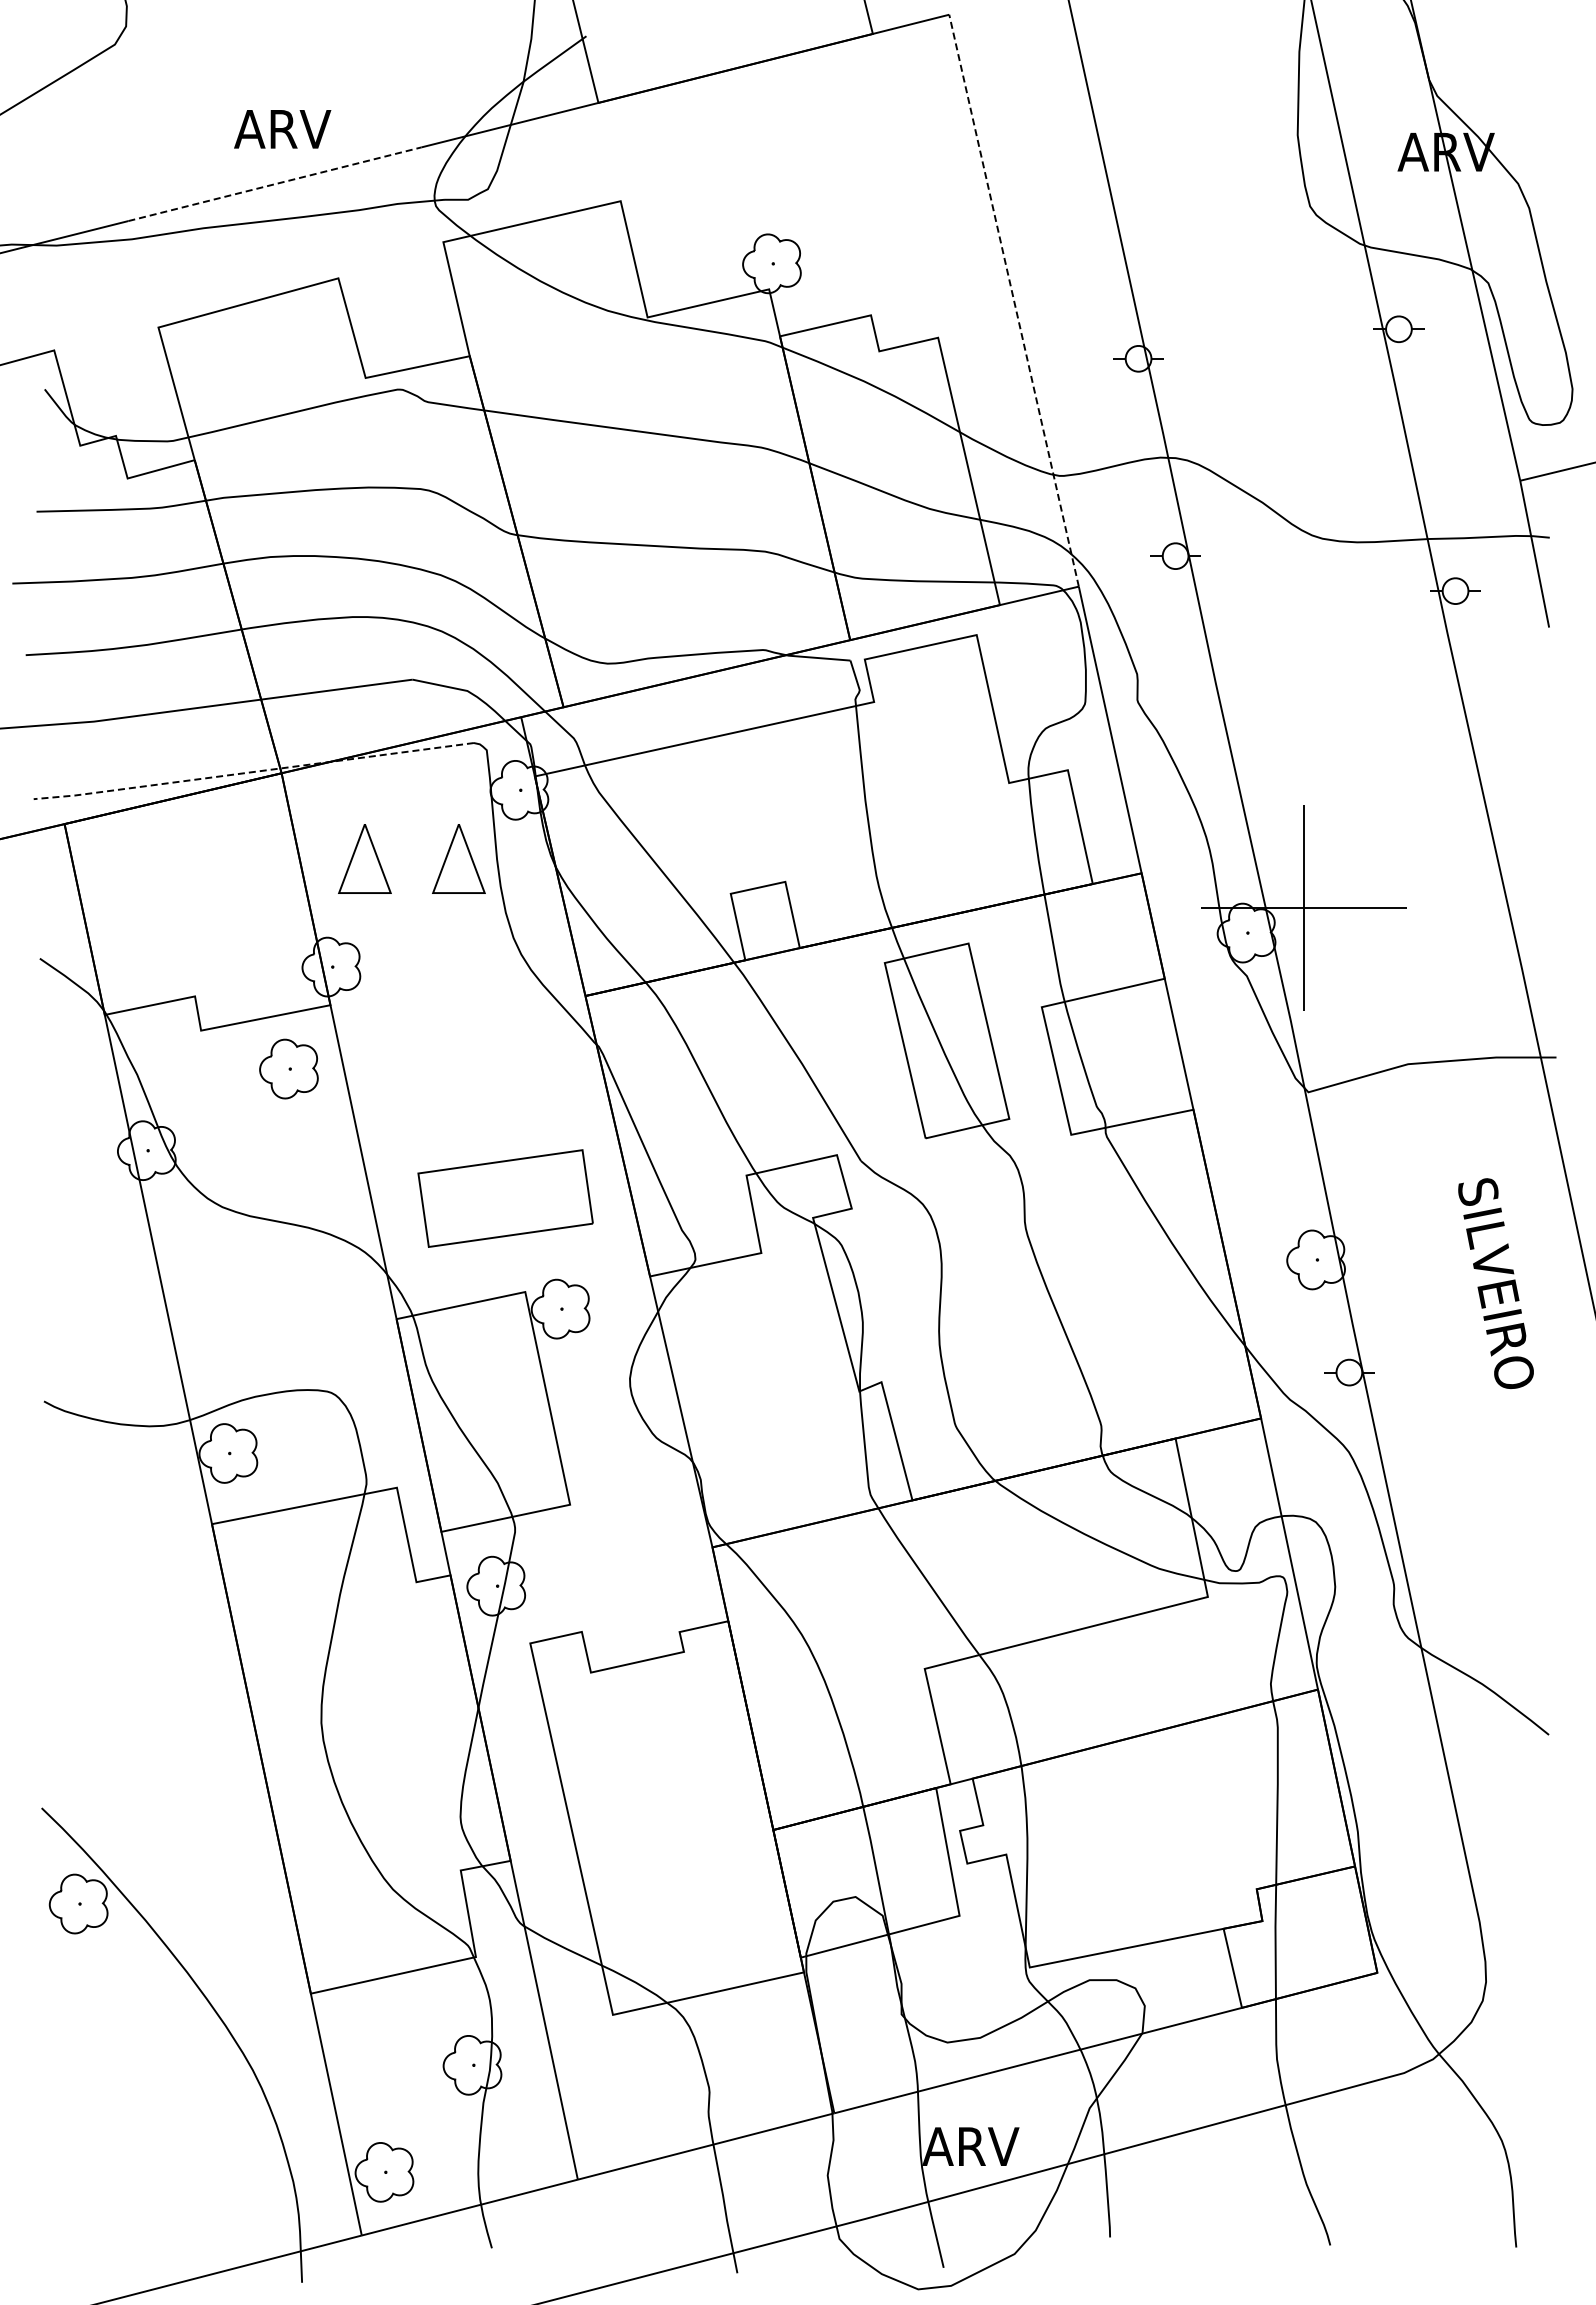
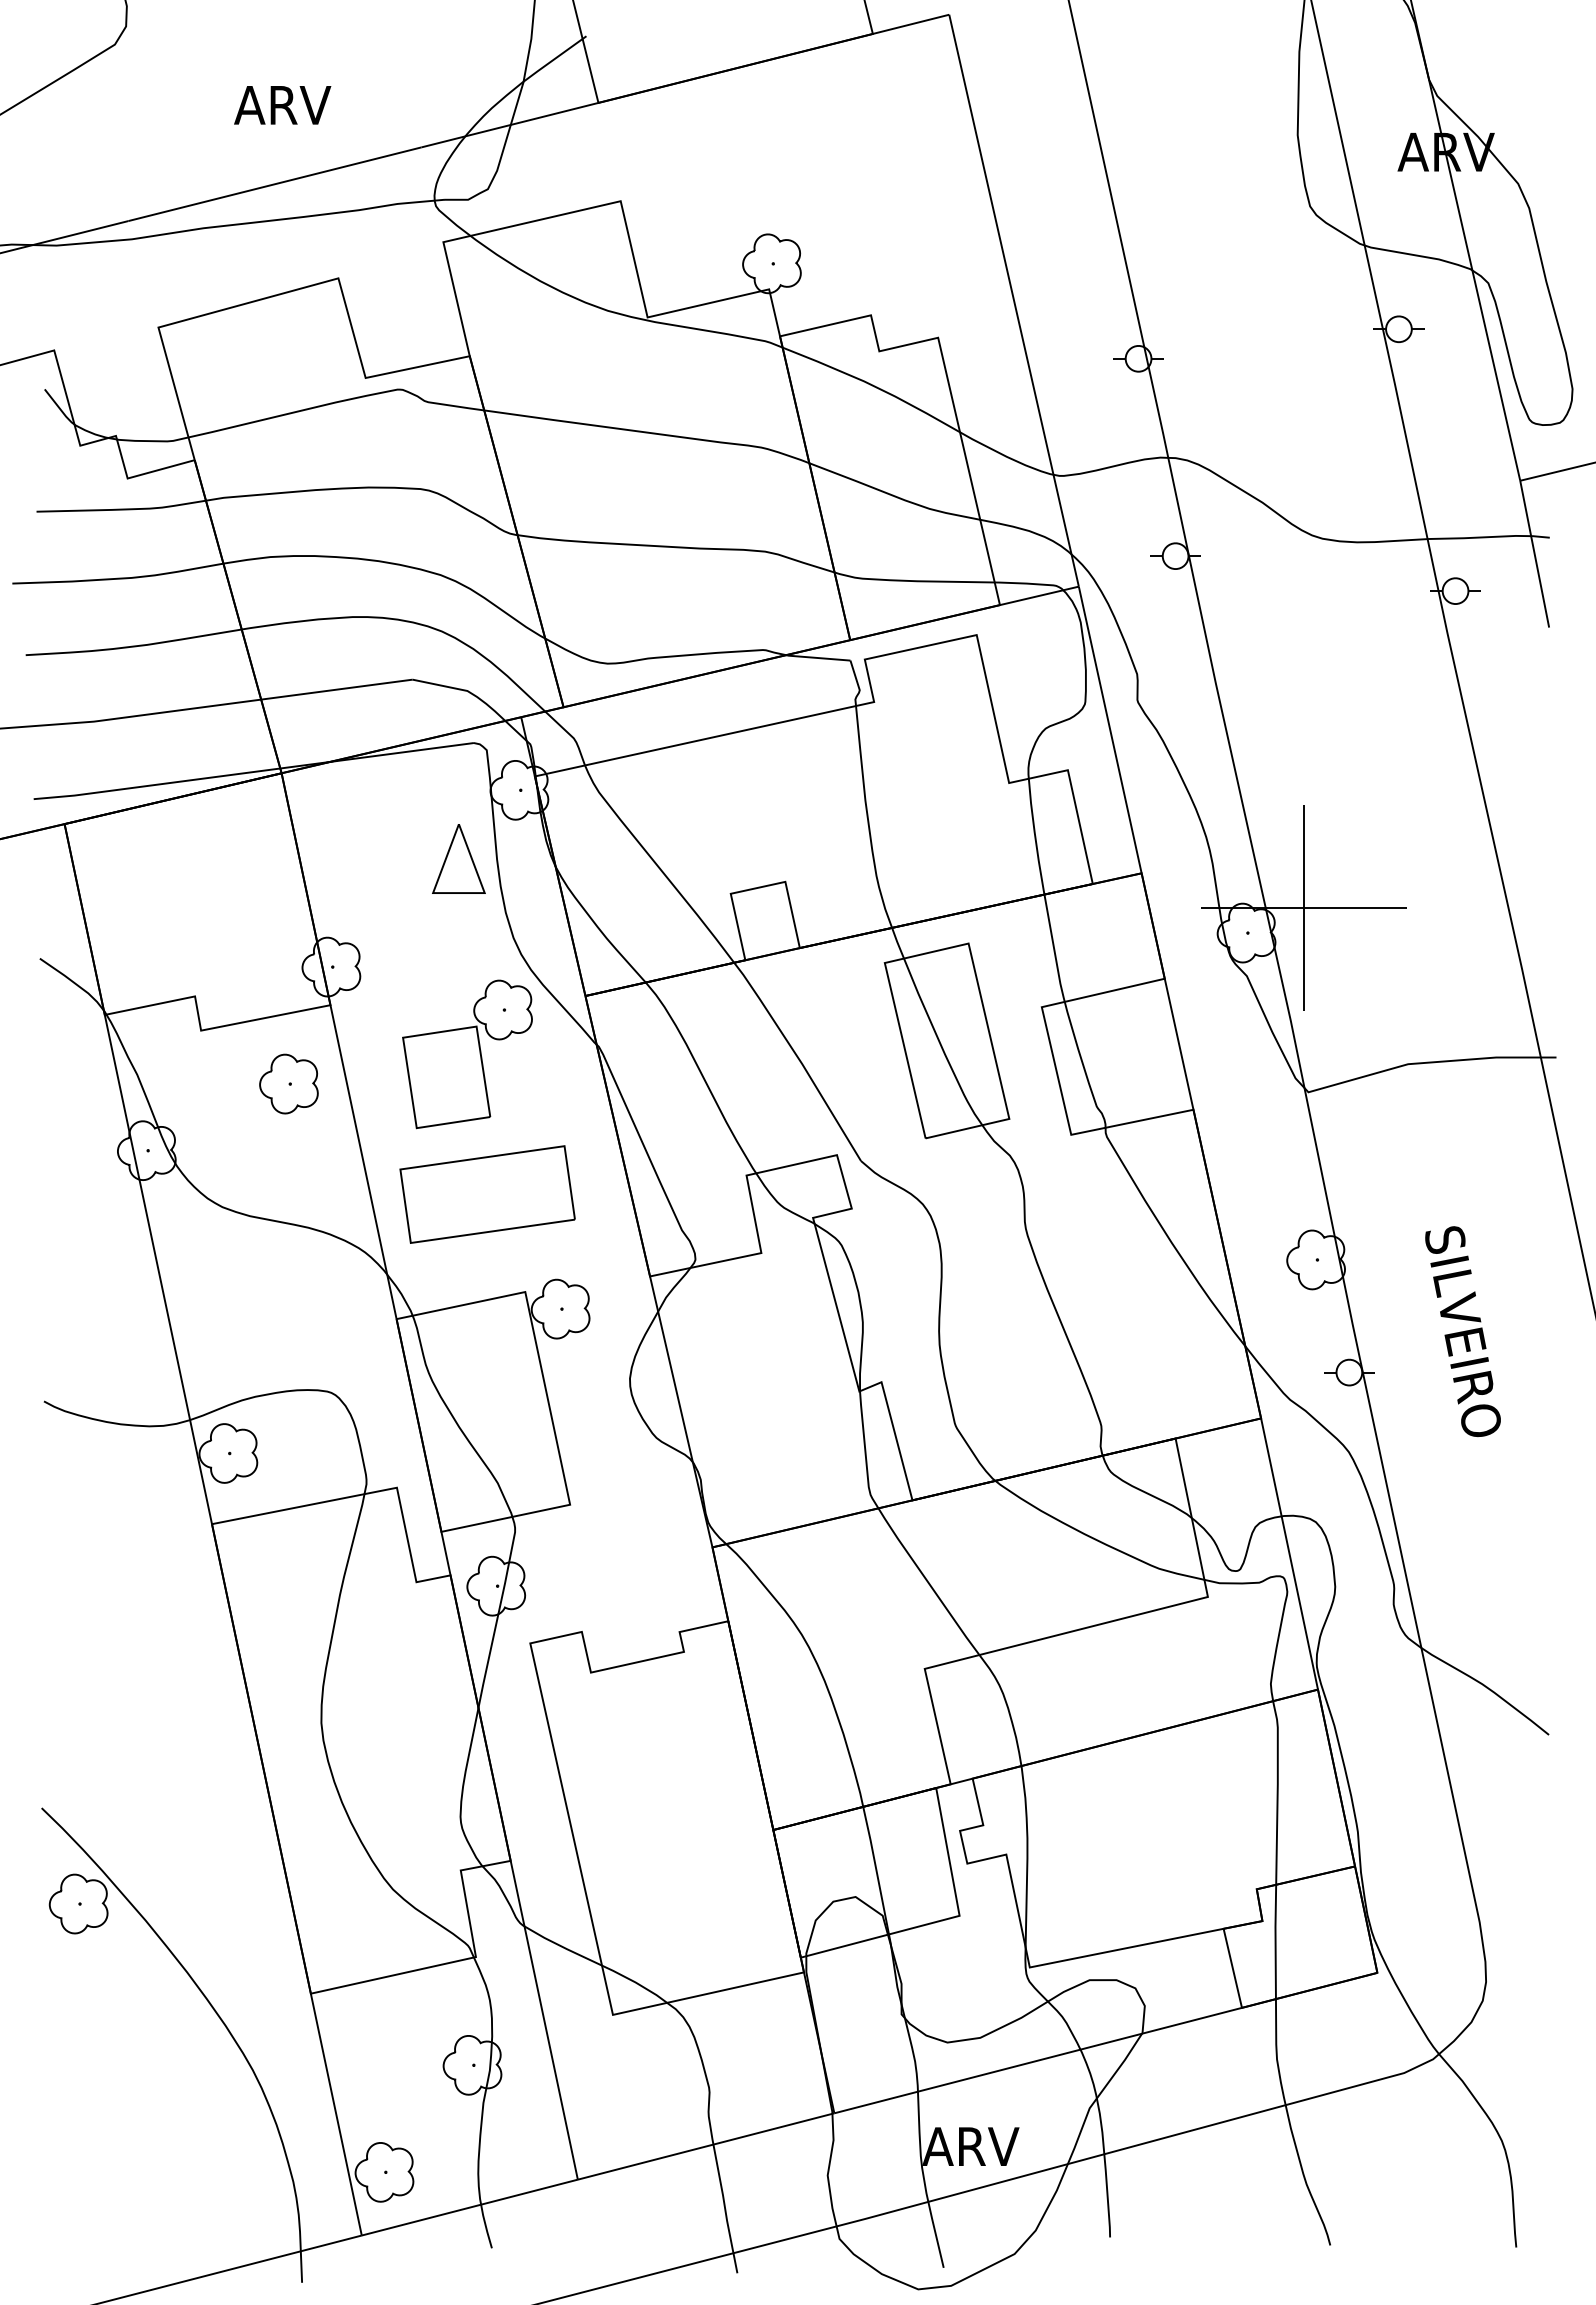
text position: (282, 129) -> (282, 105) (282, 105)
line: dashed -> solid (275, 184)
line: dashed -> solid (1013, 300)
line: dashed -> solid (253, 772)
part: present -> none (364, 858)
part: none -> present (467, 1054)
part position: (288, 1068) -> (288, 1083) (288, 1083)
part position: (505, 1198) -> (487, 1194) (487, 1194)
text position: (1495, 1283) -> (1462, 1331) (1462, 1331)
